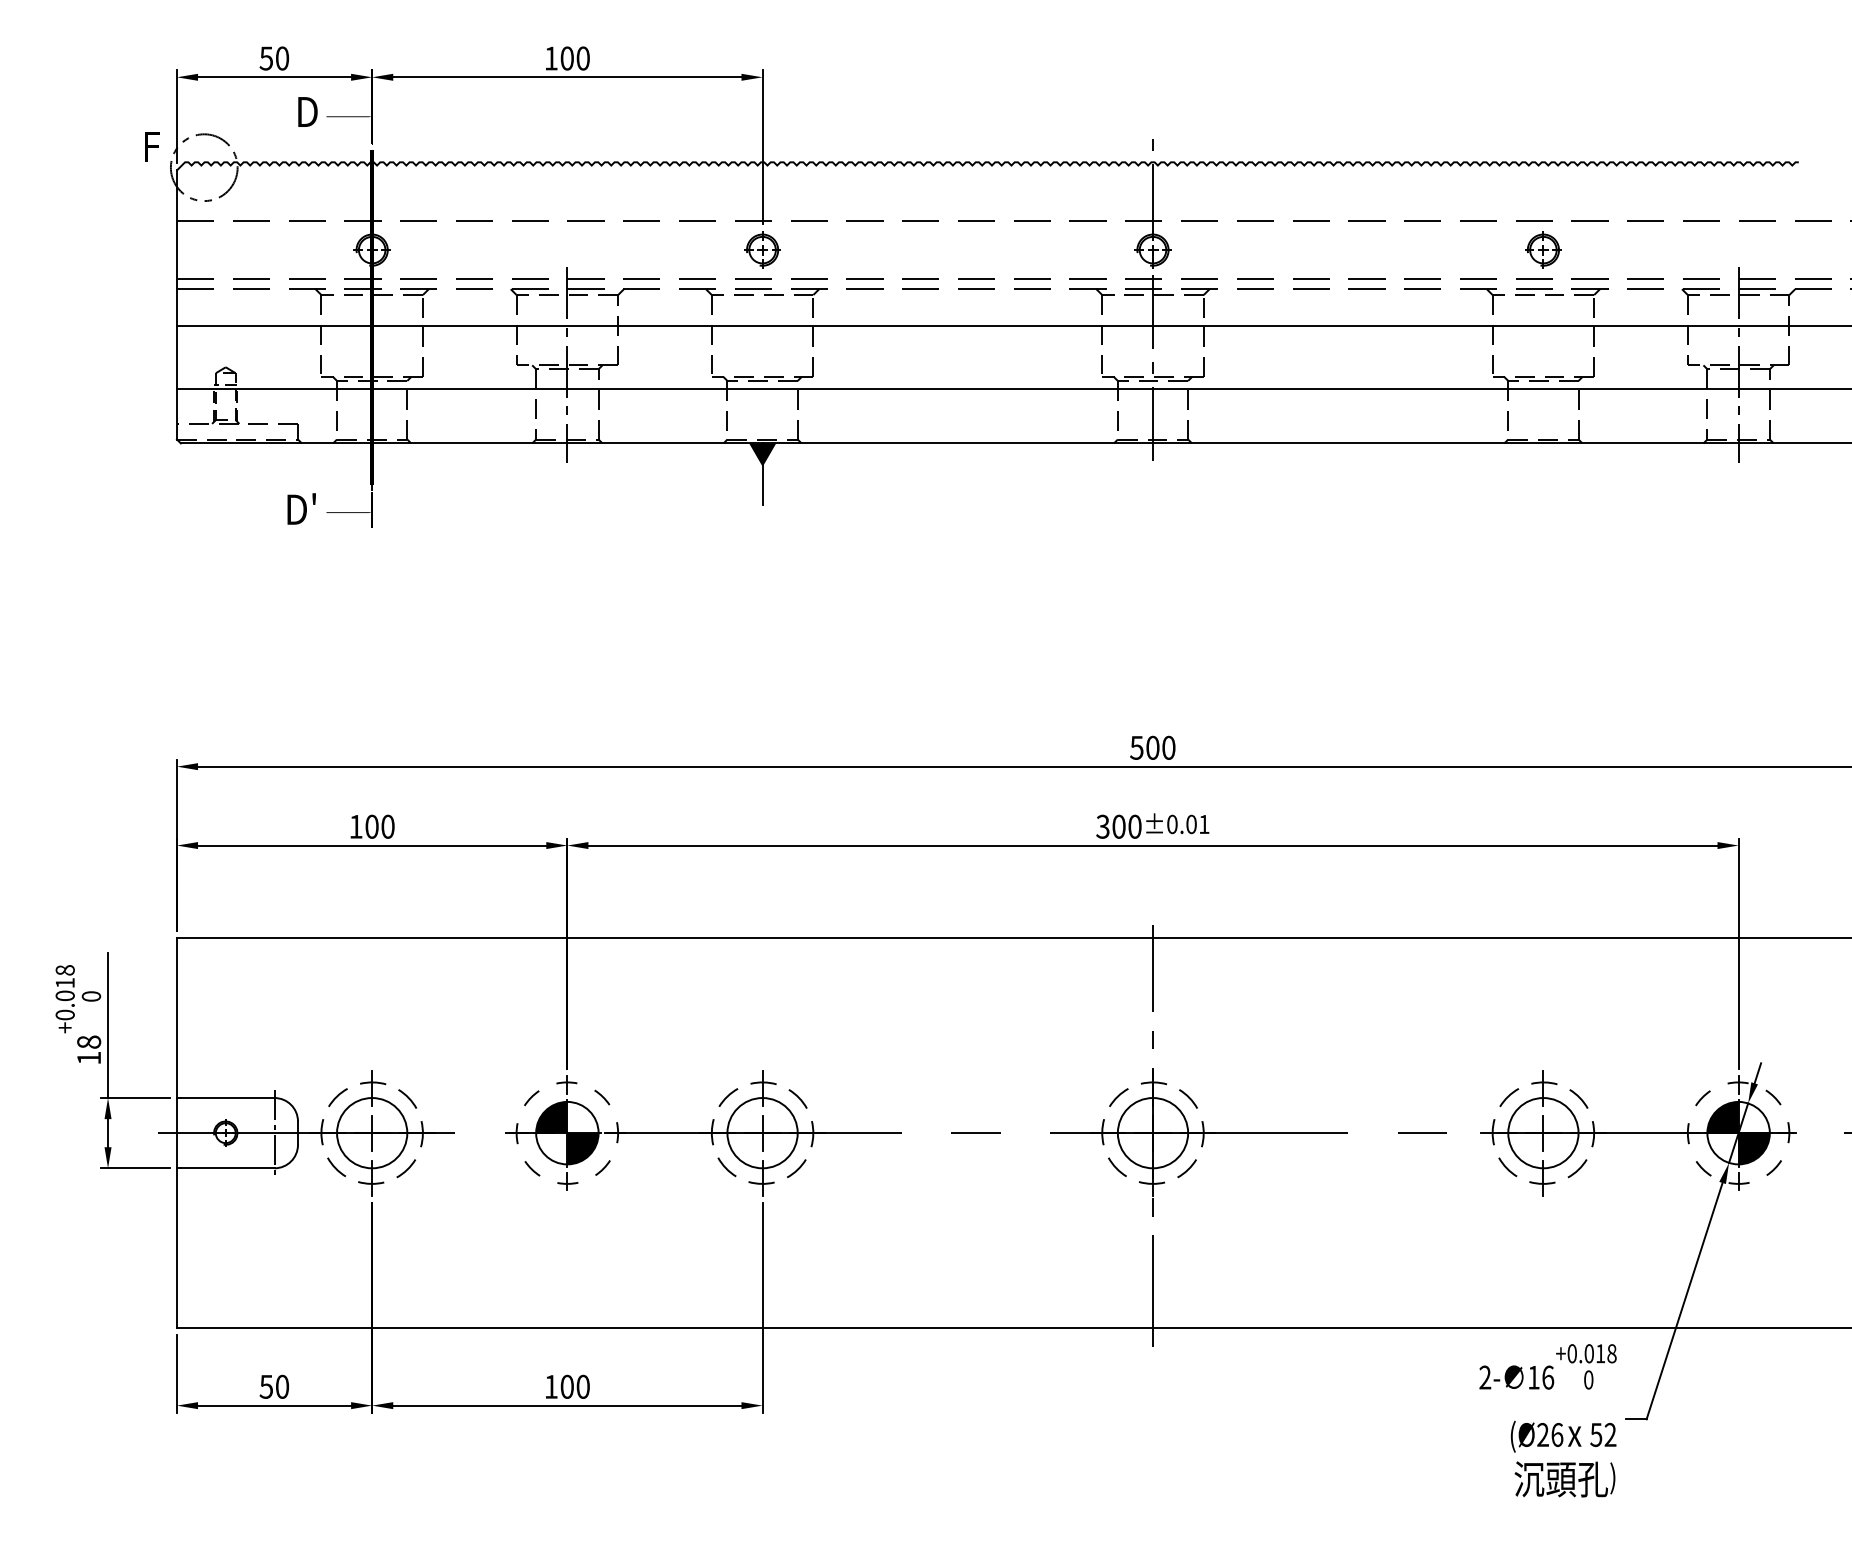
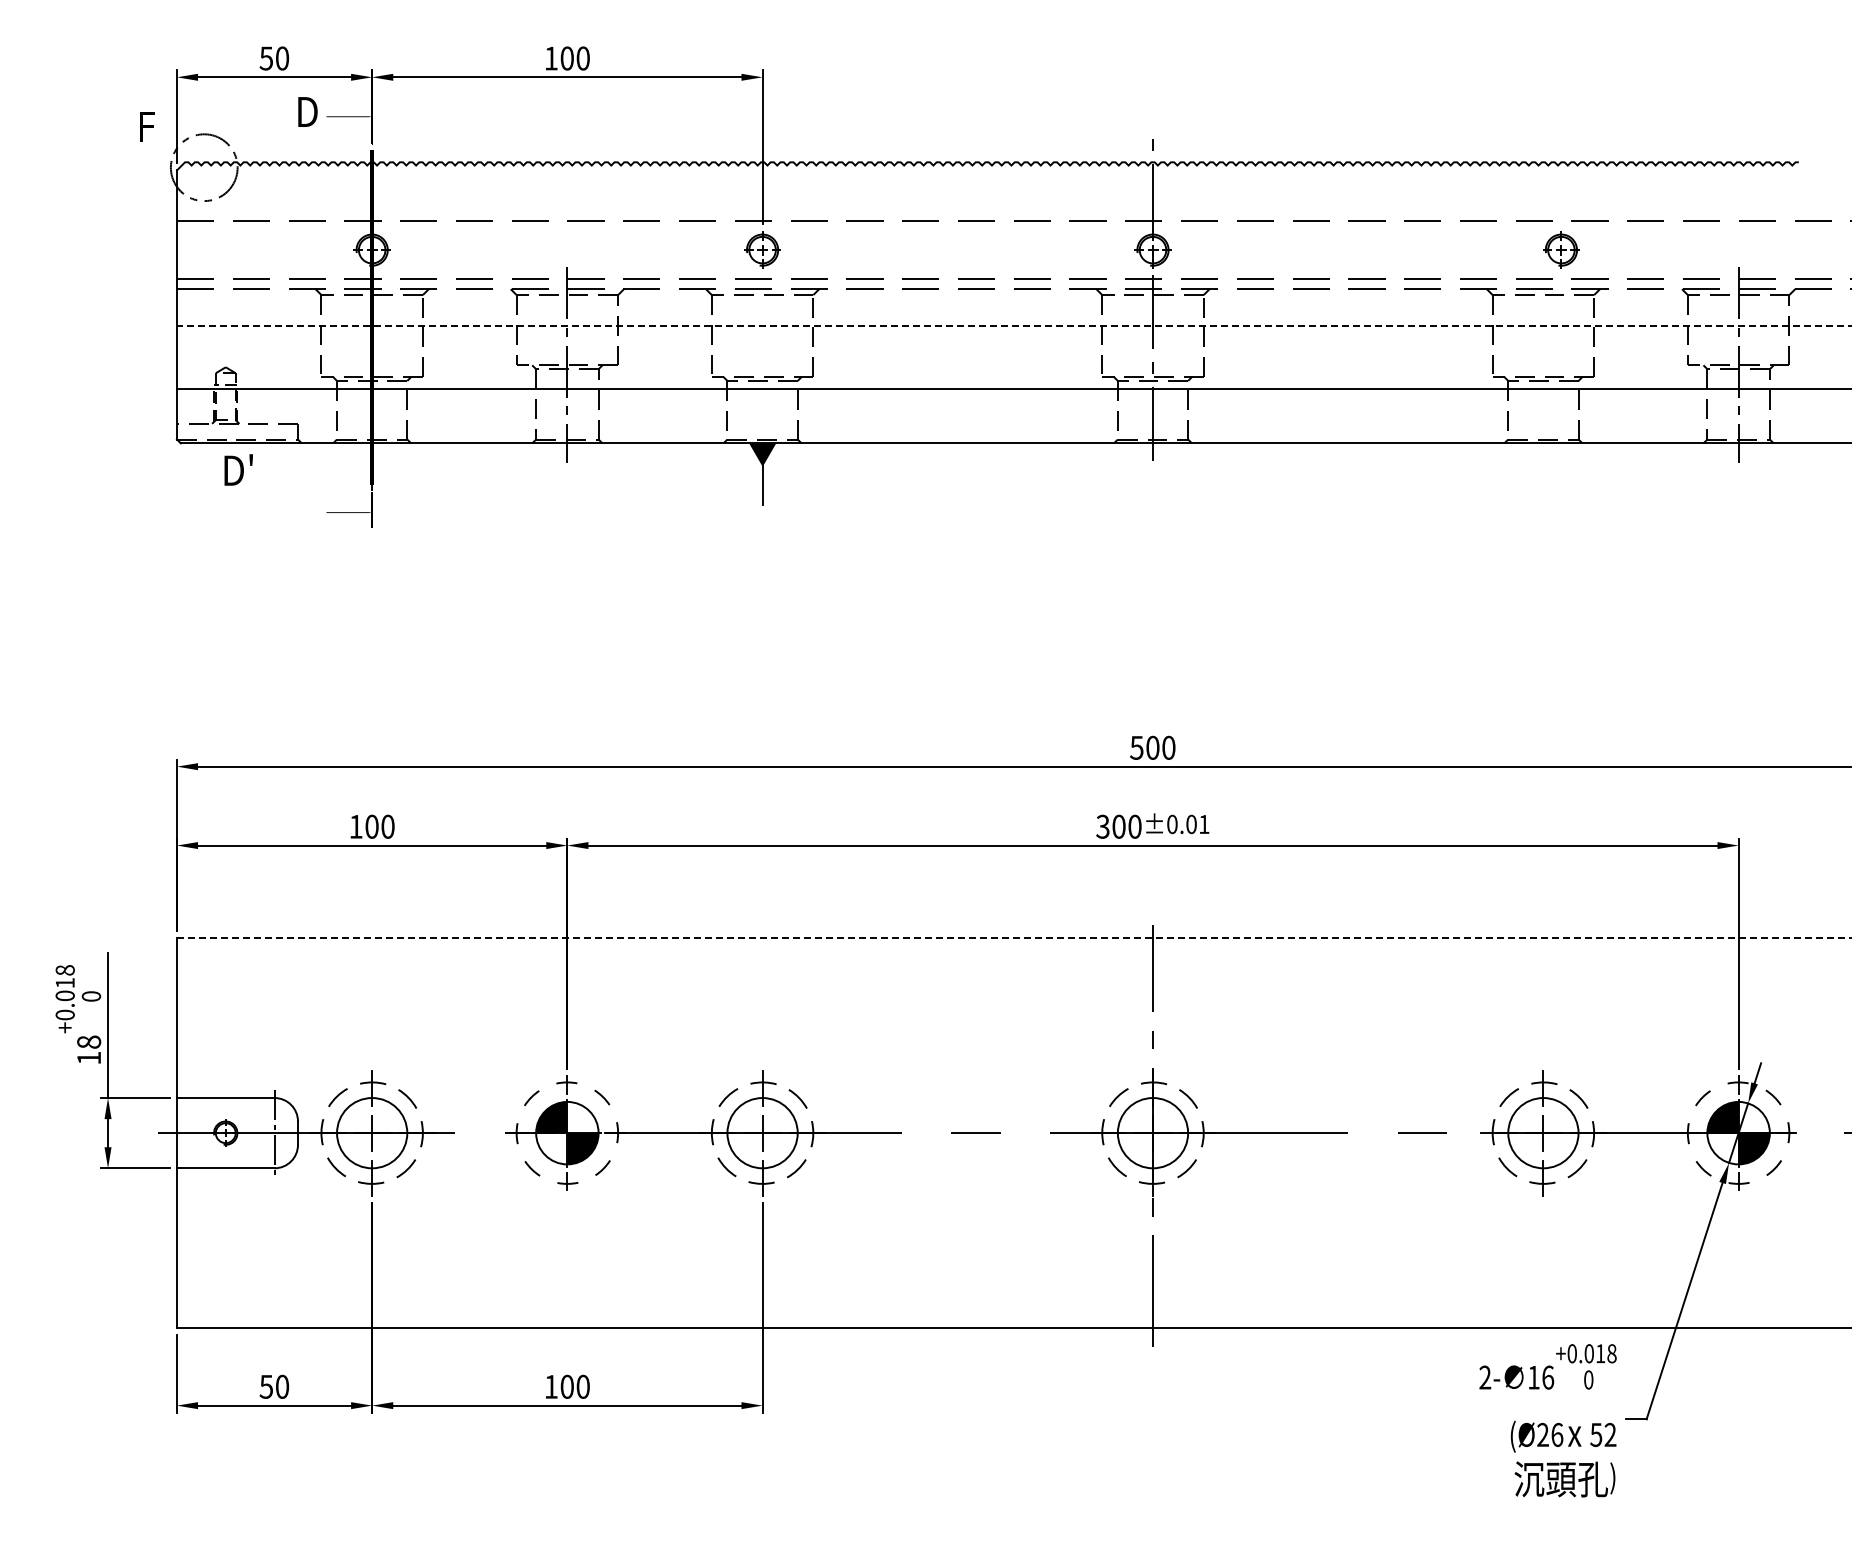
text position: (152, 146) -> (147, 126) (147, 126)
part position: (1543, 249) -> (1561, 249) (1561, 249)
line: solid -> dashed (1013, 326)
text position: (301, 508) -> (238, 469) (238, 469)
line: solid -> dashed (1014, 937)
